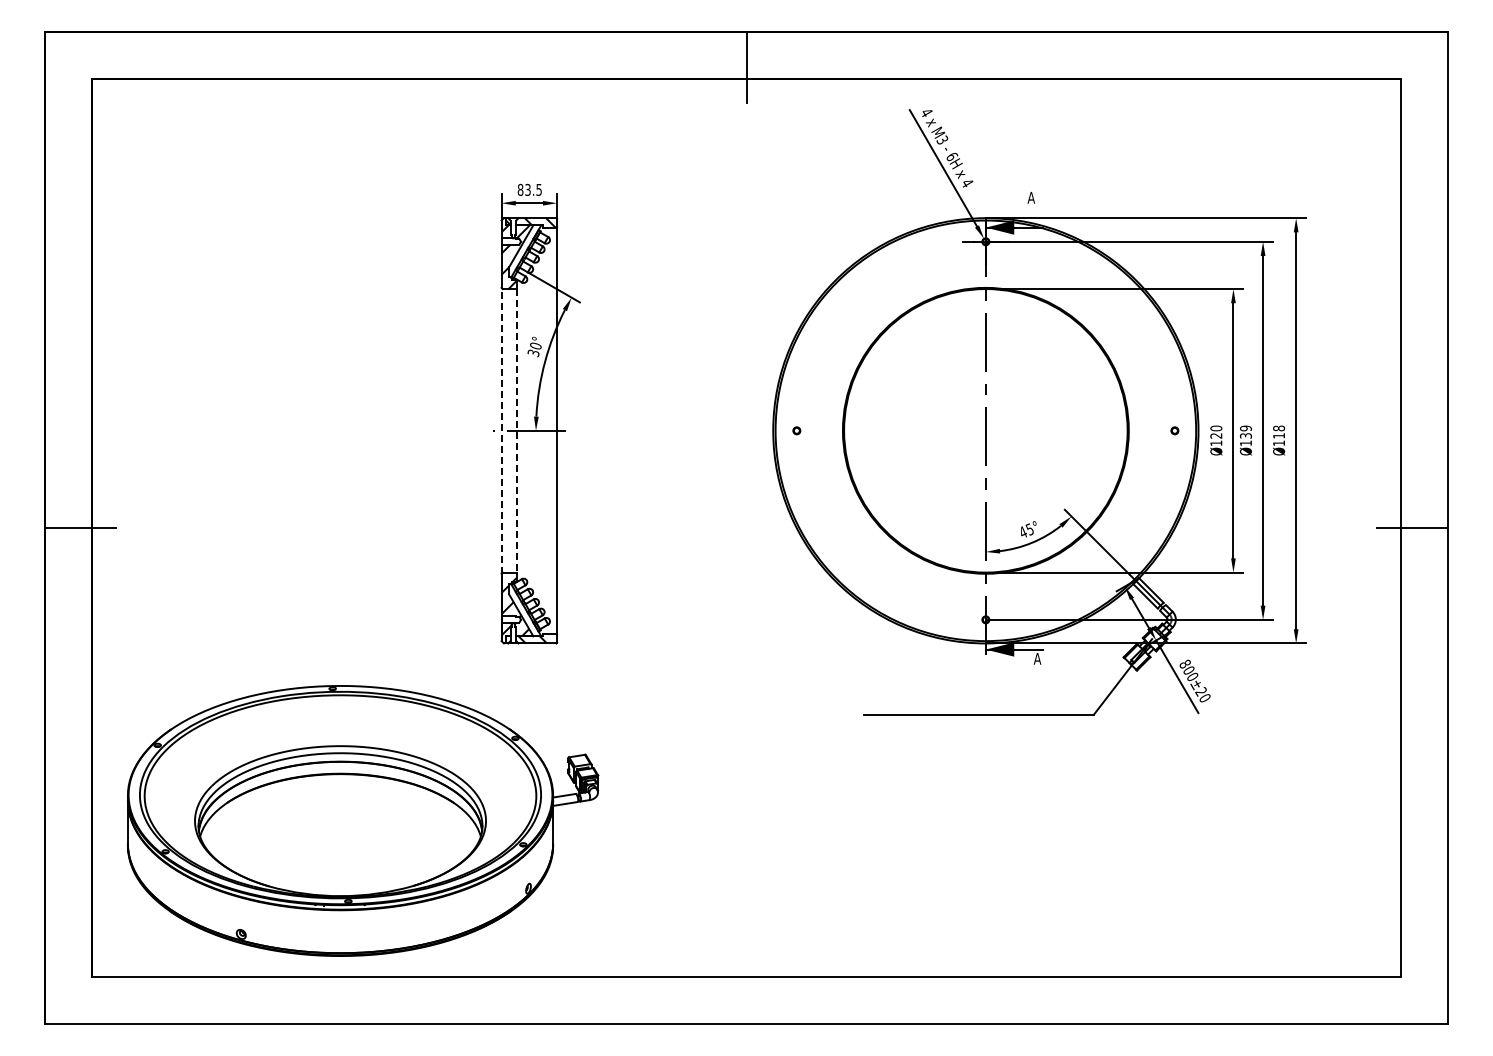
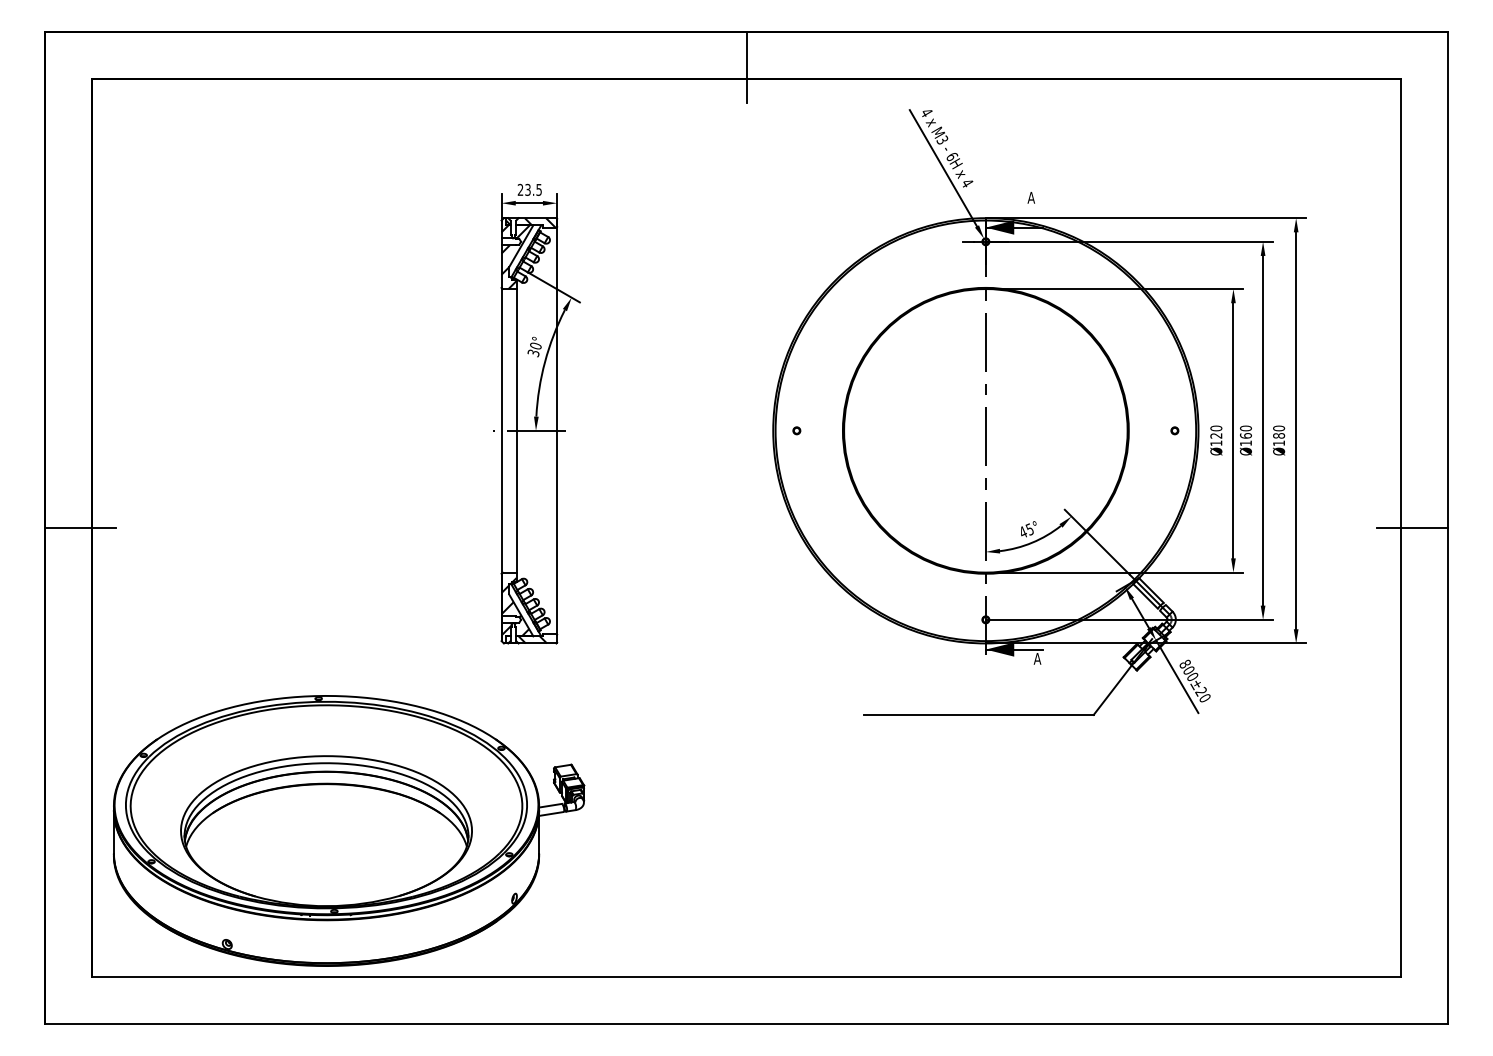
text: 83.5 -> 23.5 (520, 189)
line: dashed -> solid (501, 430)
line: dashed -> solid (516, 430)
text: Ø139 -> Ø160 (1245, 431)
text: Ø118 -> Ø180 (1279, 431)
part position: (363, 820) -> (349, 830) (349, 830)
